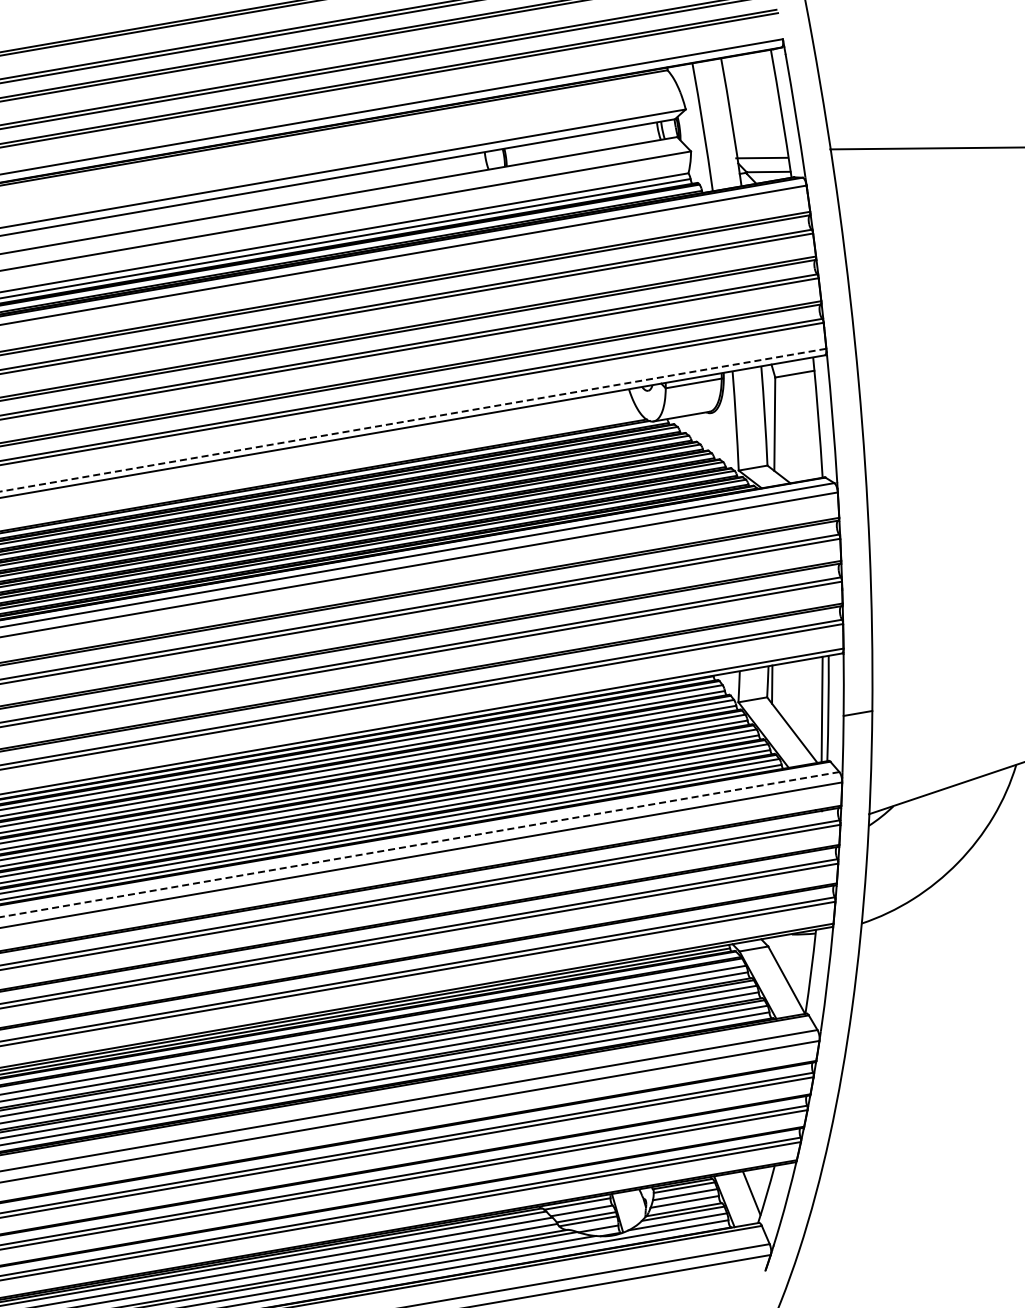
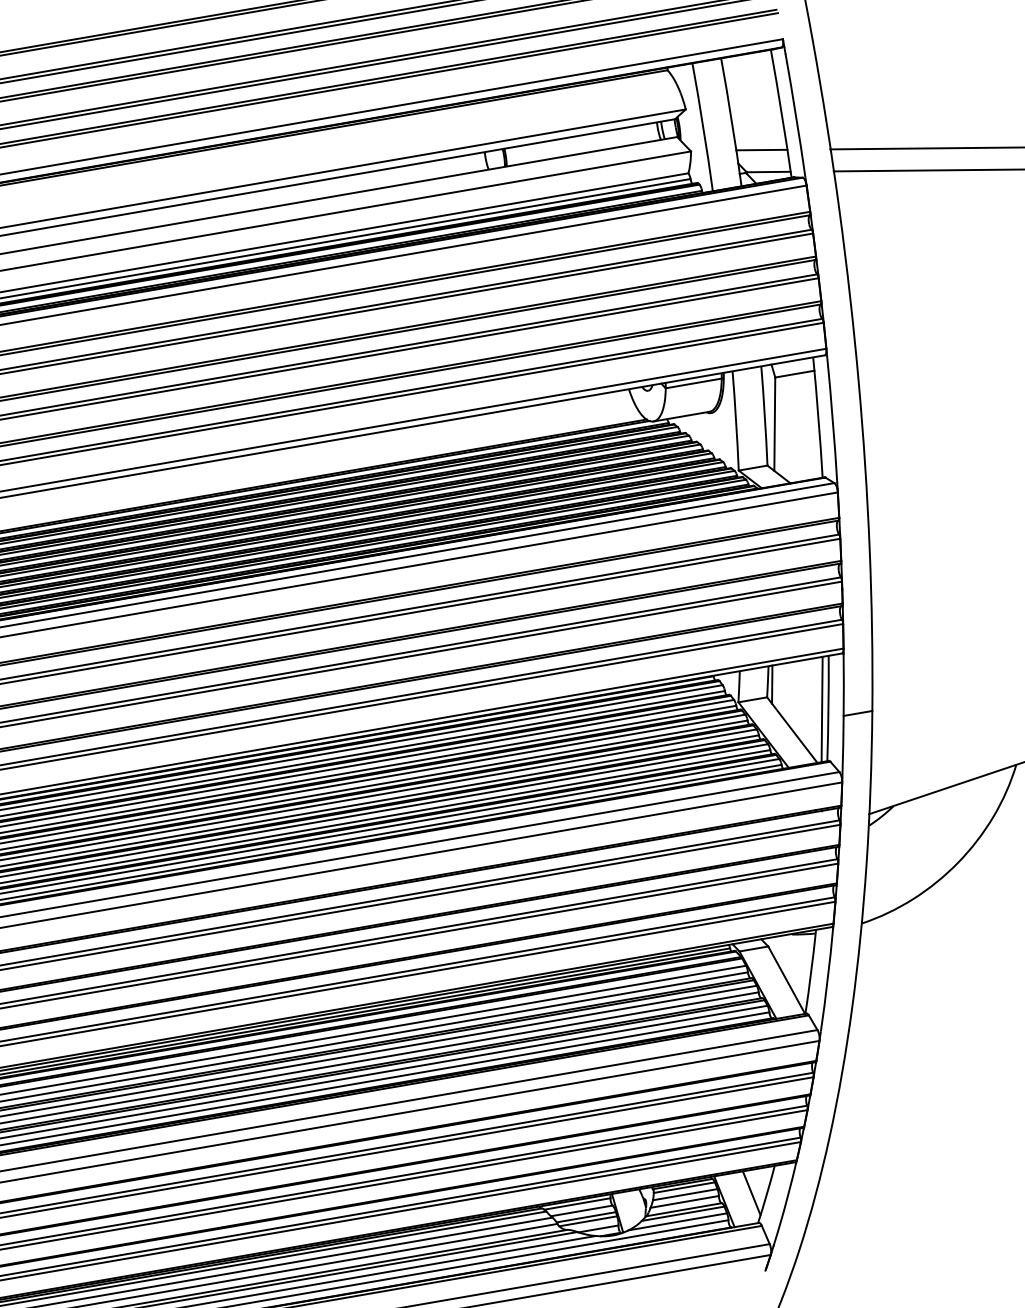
line position: (761, 157) -> (761, 149) (761, 149)
line: none -> present (927, 170)
line: dashed -> solid (412, 420)
line: dashed -> solid (419, 844)
